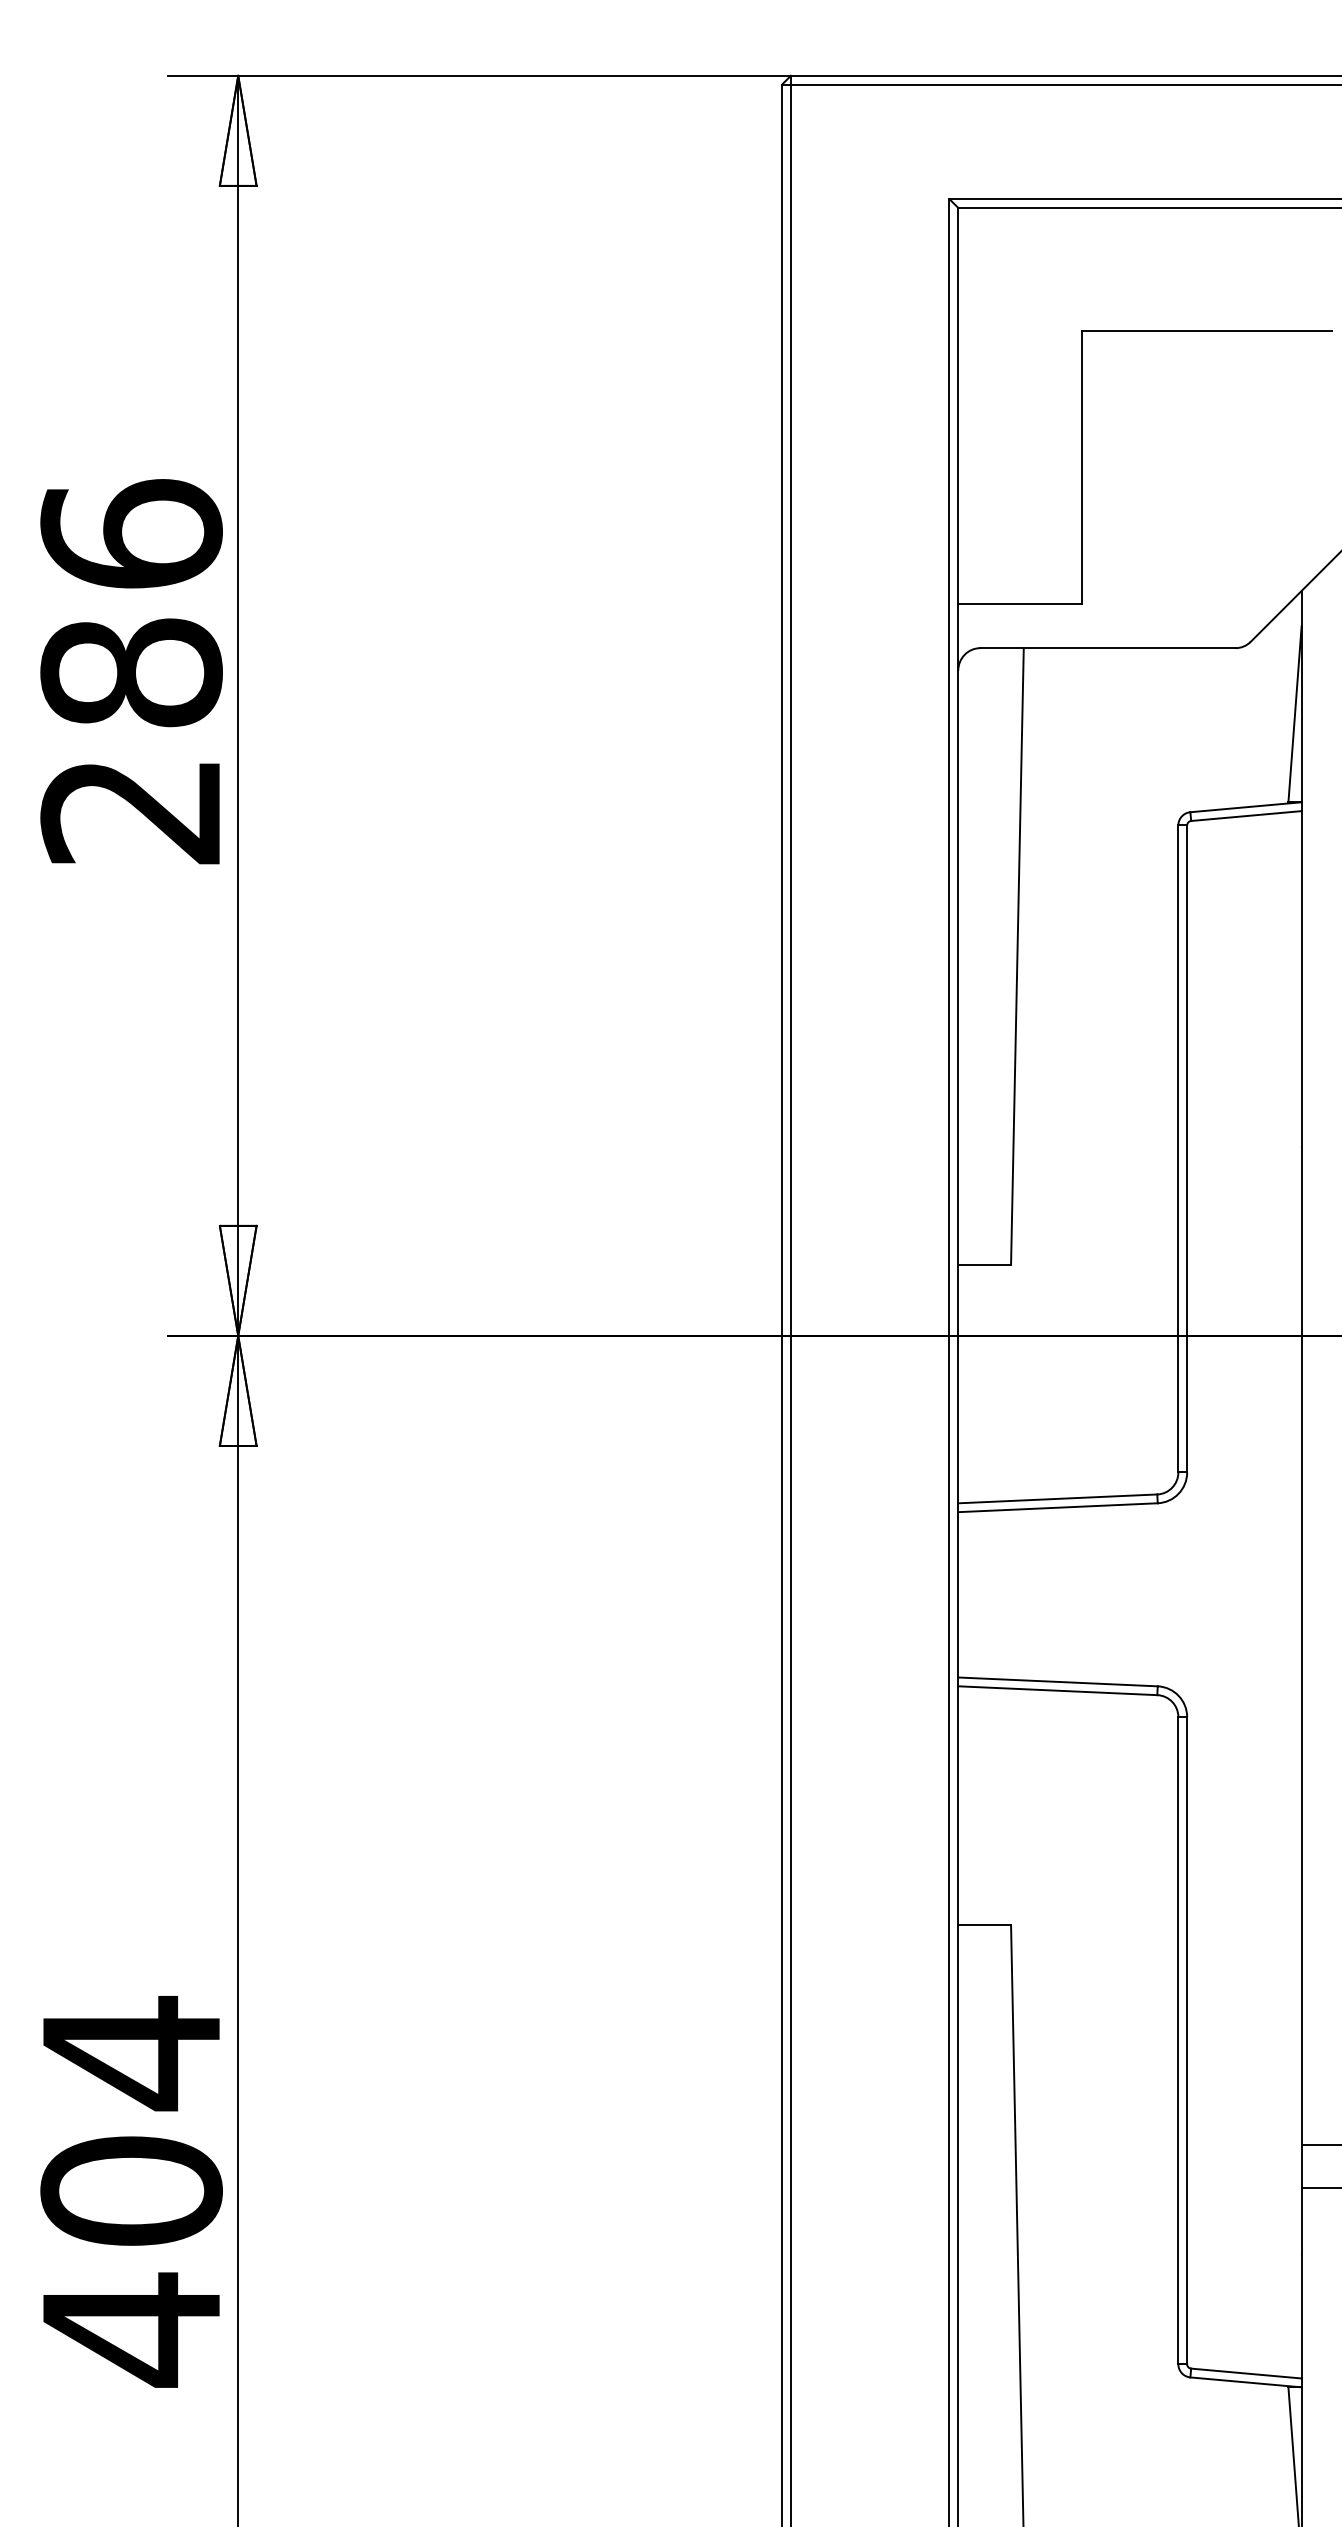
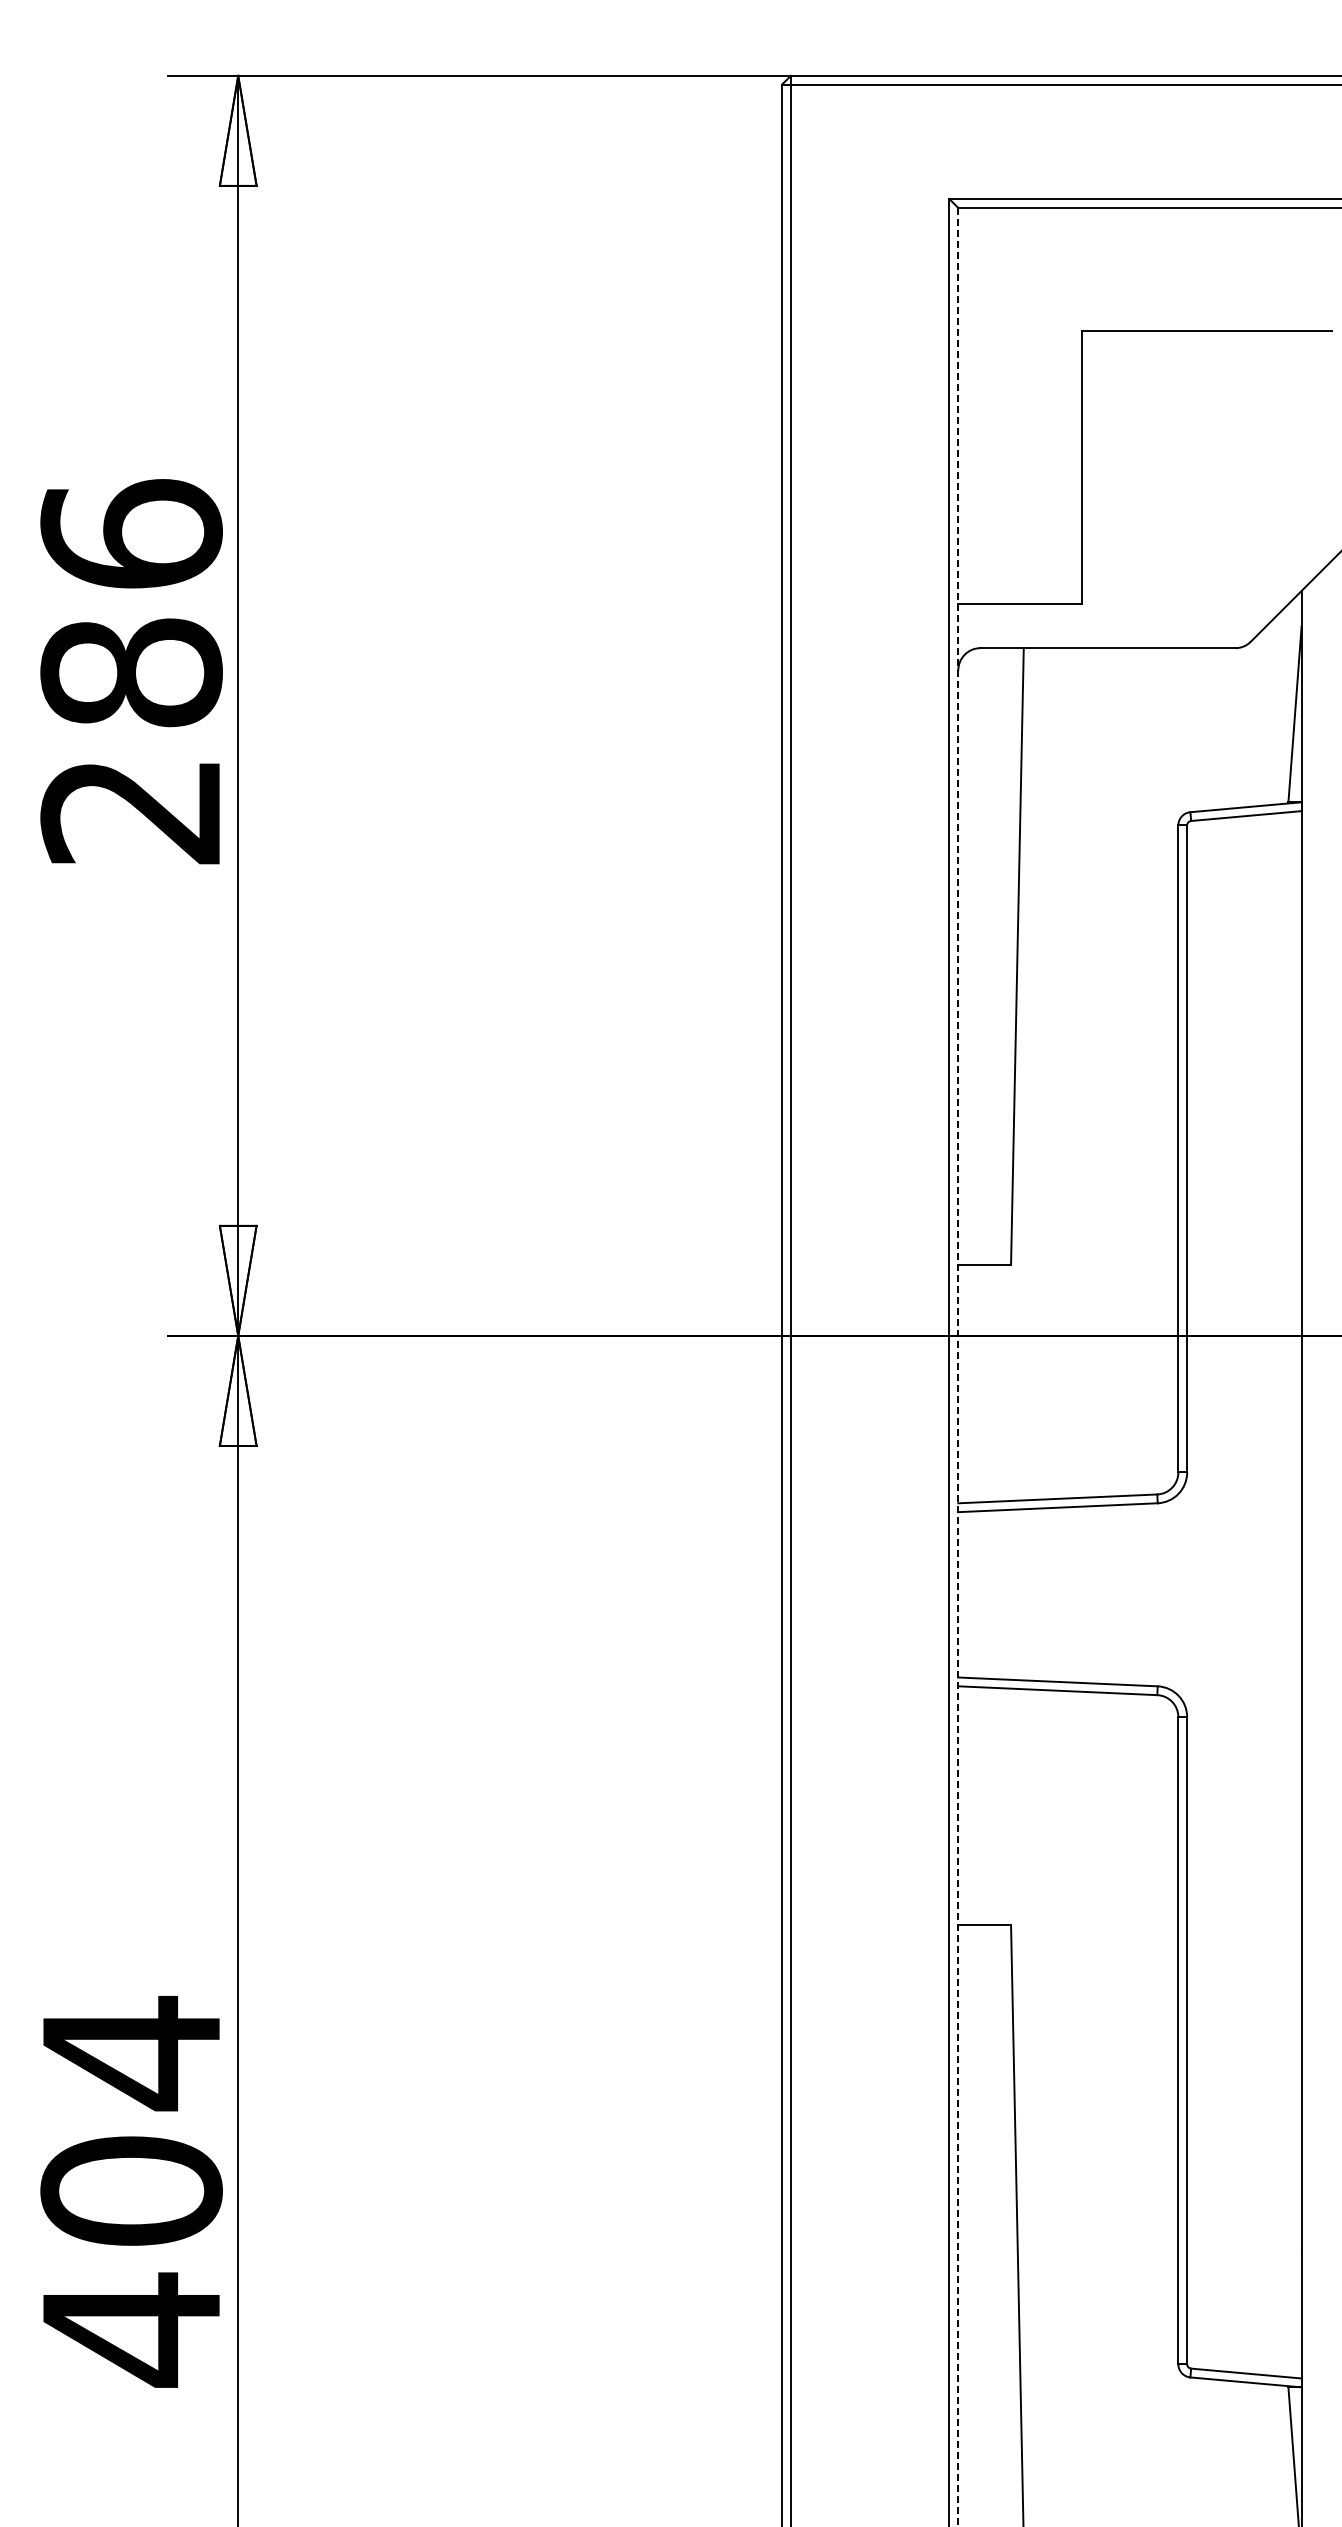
line: solid -> dashed (958, 1367)
line: present -> none (1319, 2144)
line: present -> none (1319, 2188)
